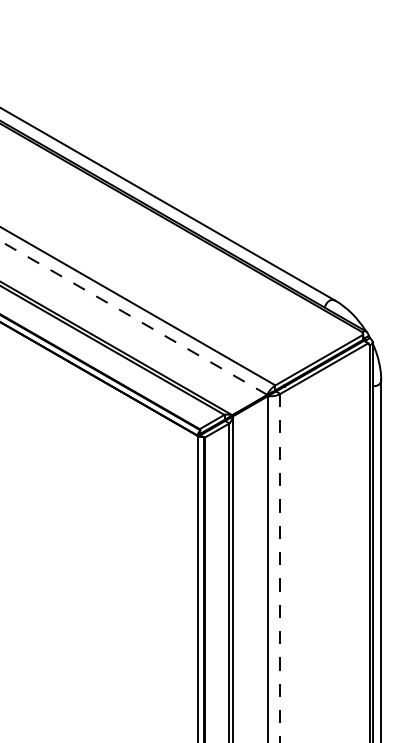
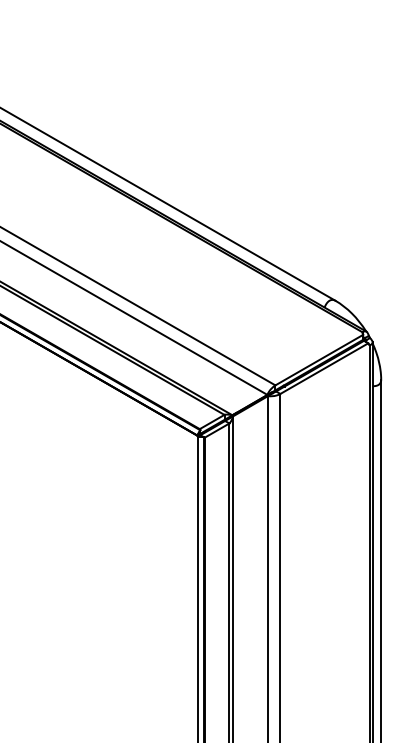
line: dashed -> solid (134, 318)
line: dashed -> solid (280, 568)
